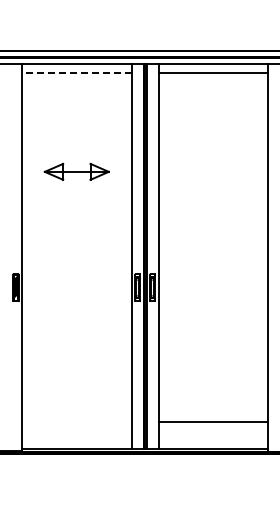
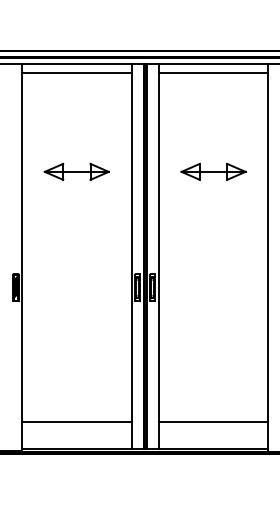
line: dashed -> solid (76, 72)
part: none -> present (213, 171)
line: none -> present (76, 422)
